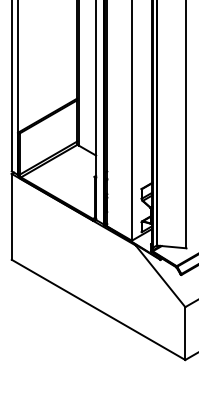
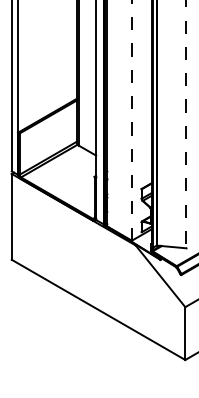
line: solid -> dashed (131, 120)
line: solid -> dashed (186, 124)
